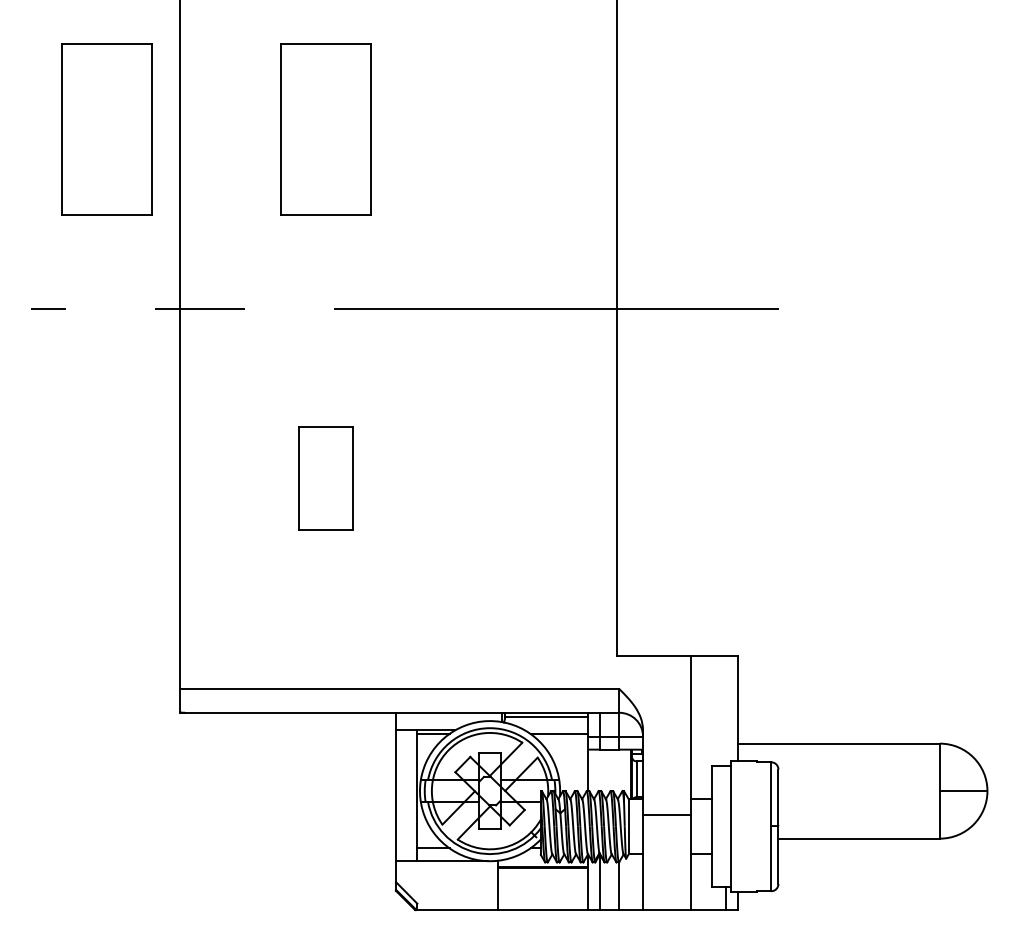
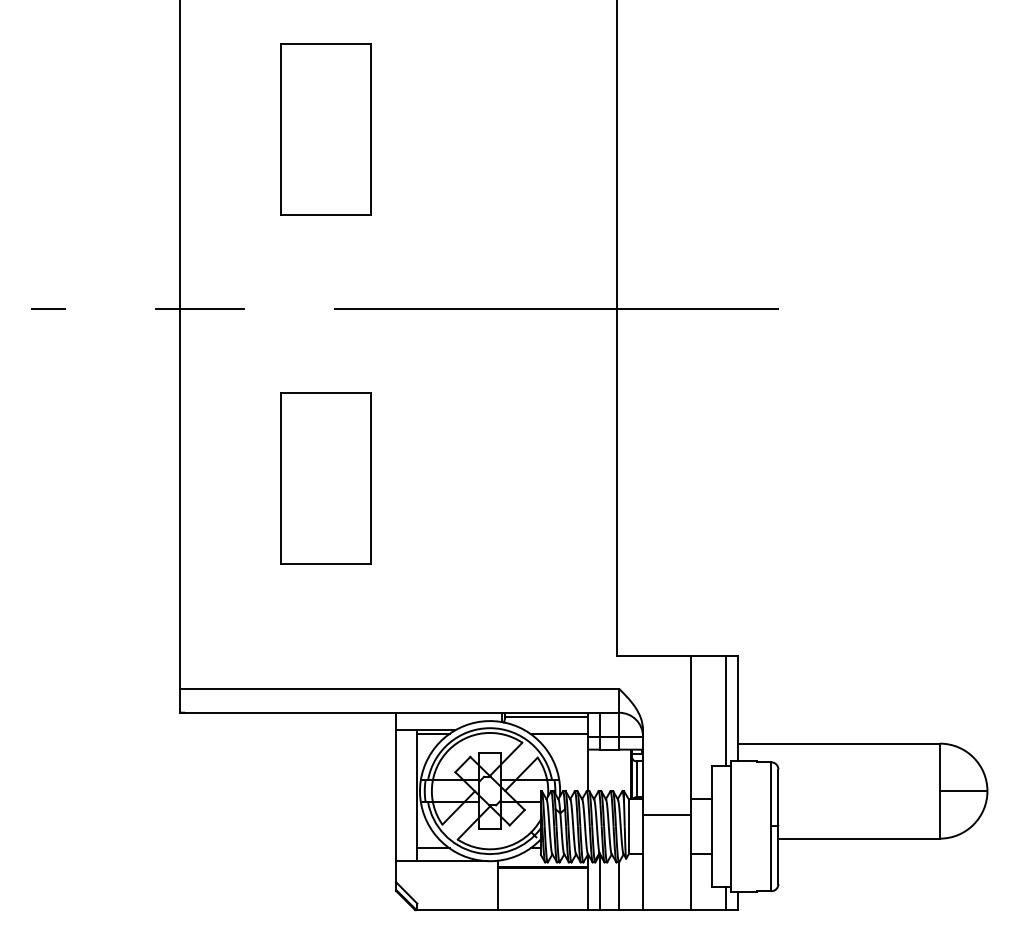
part: present -> none (106, 129)
part size: 56x105 px -> 92x173 px (325, 478)
line: none -> present (726, 710)
